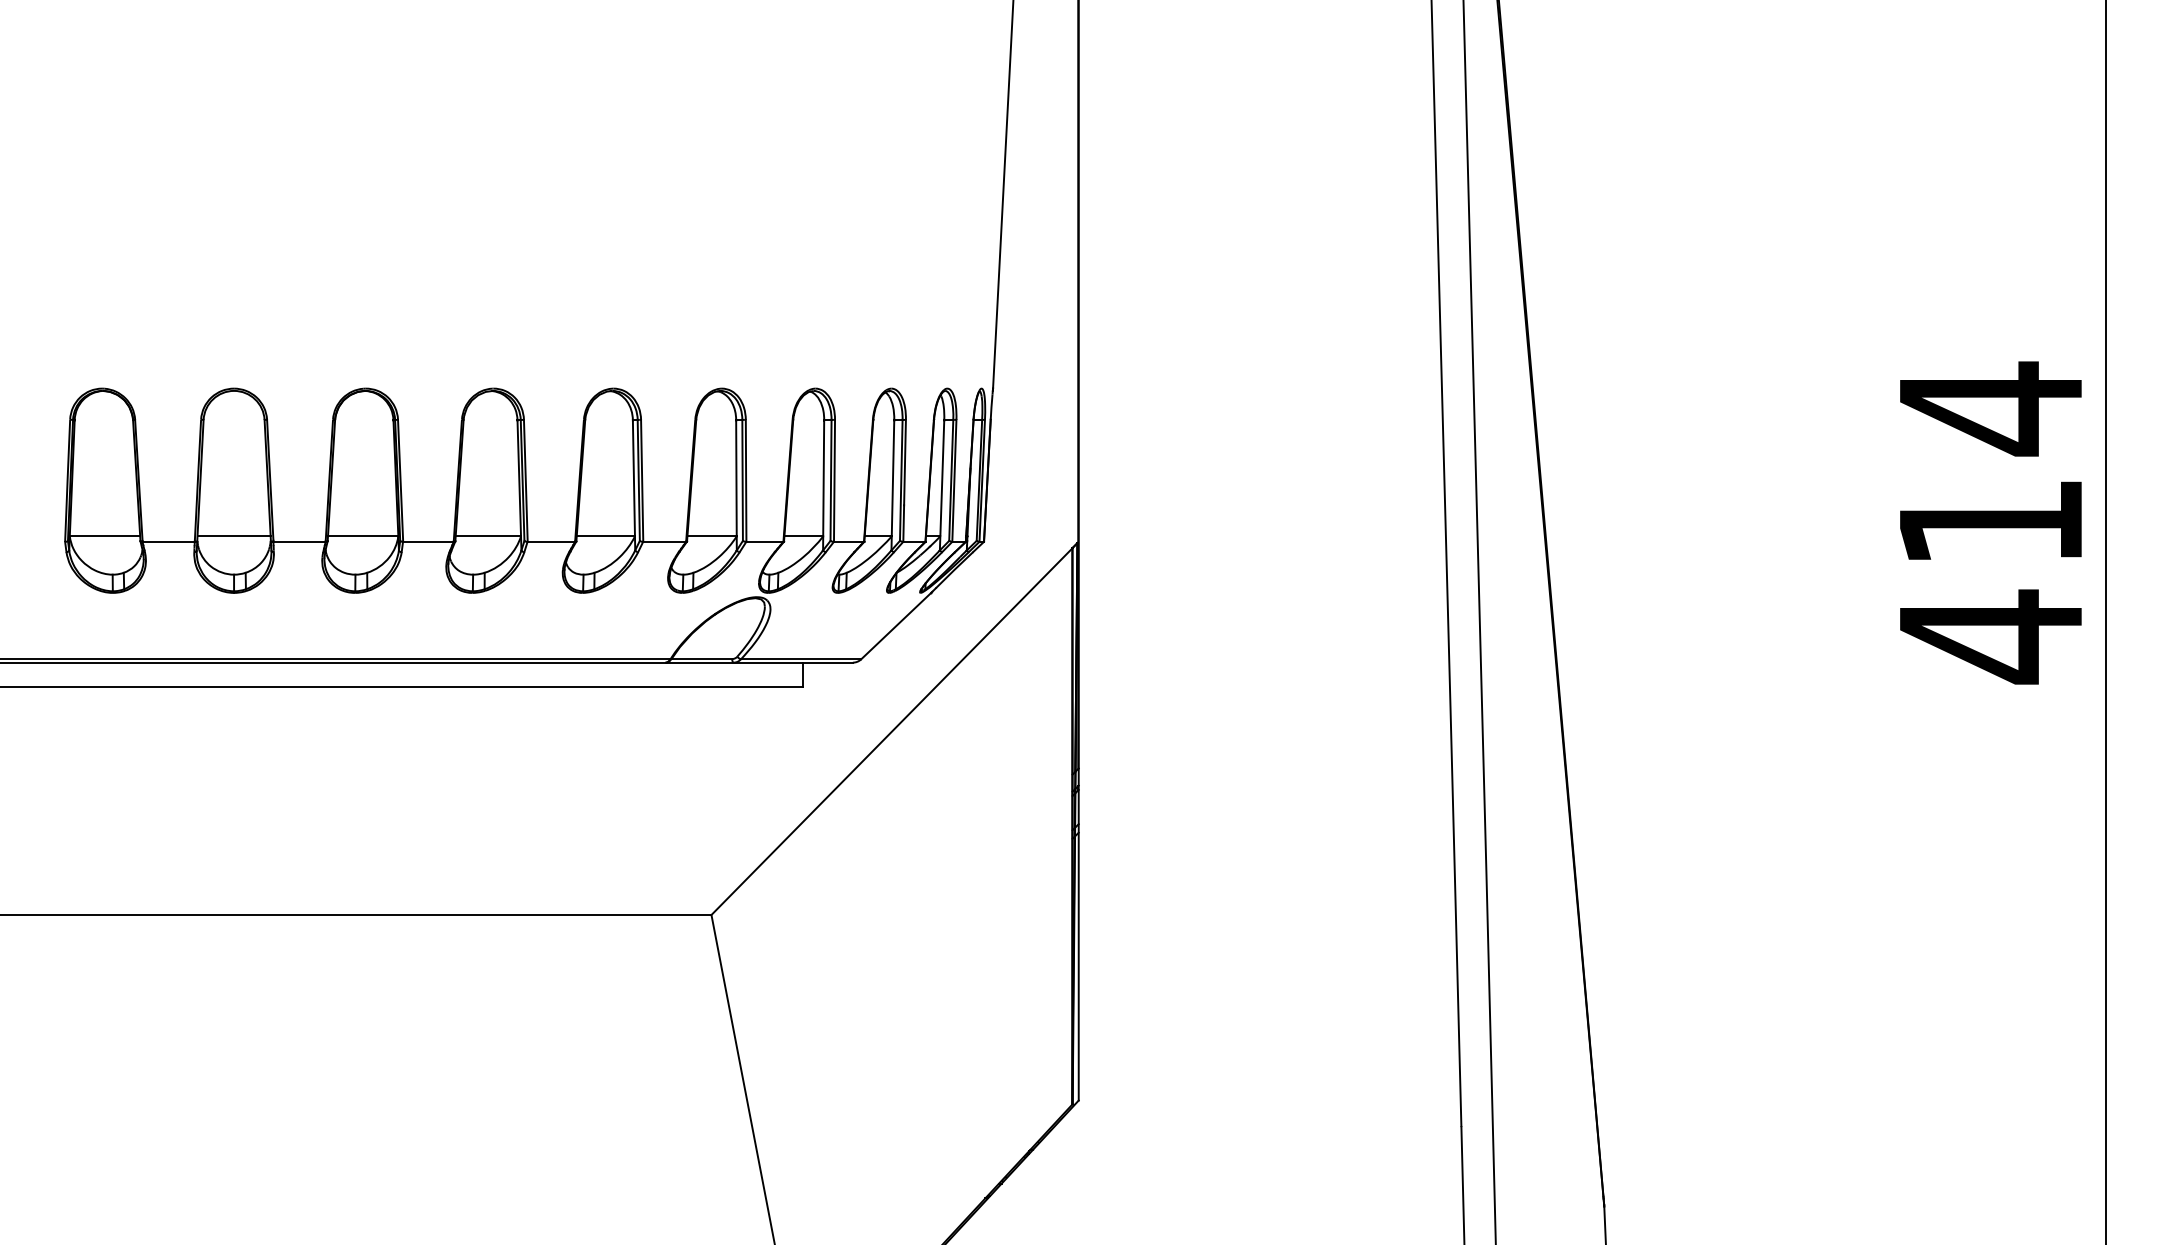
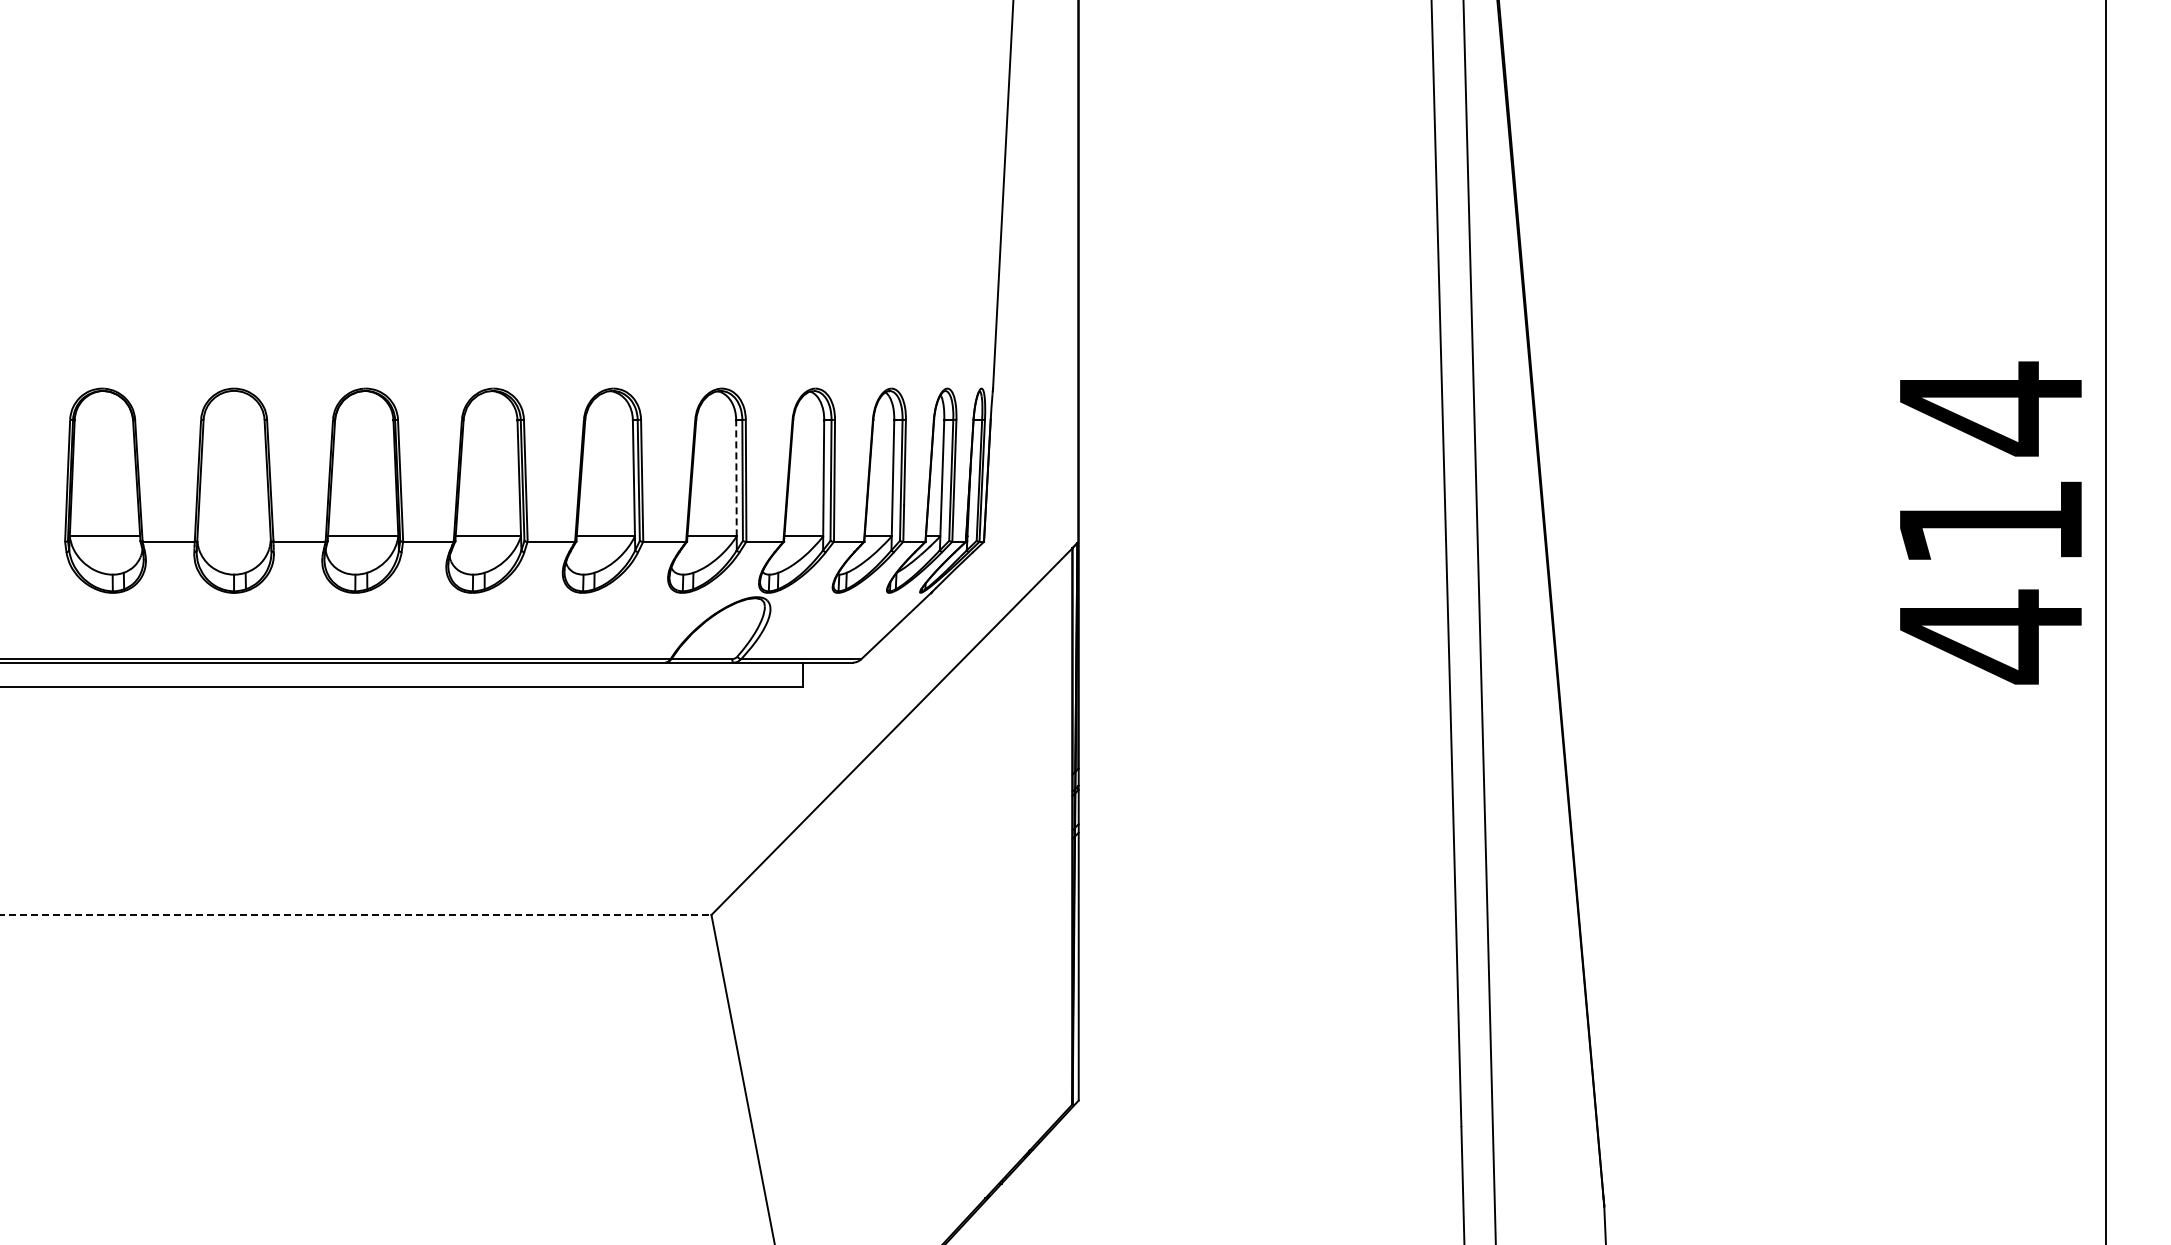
line: solid -> dashed (736, 478)
line: present -> none (233, 536)
line: solid -> dashed (355, 915)
